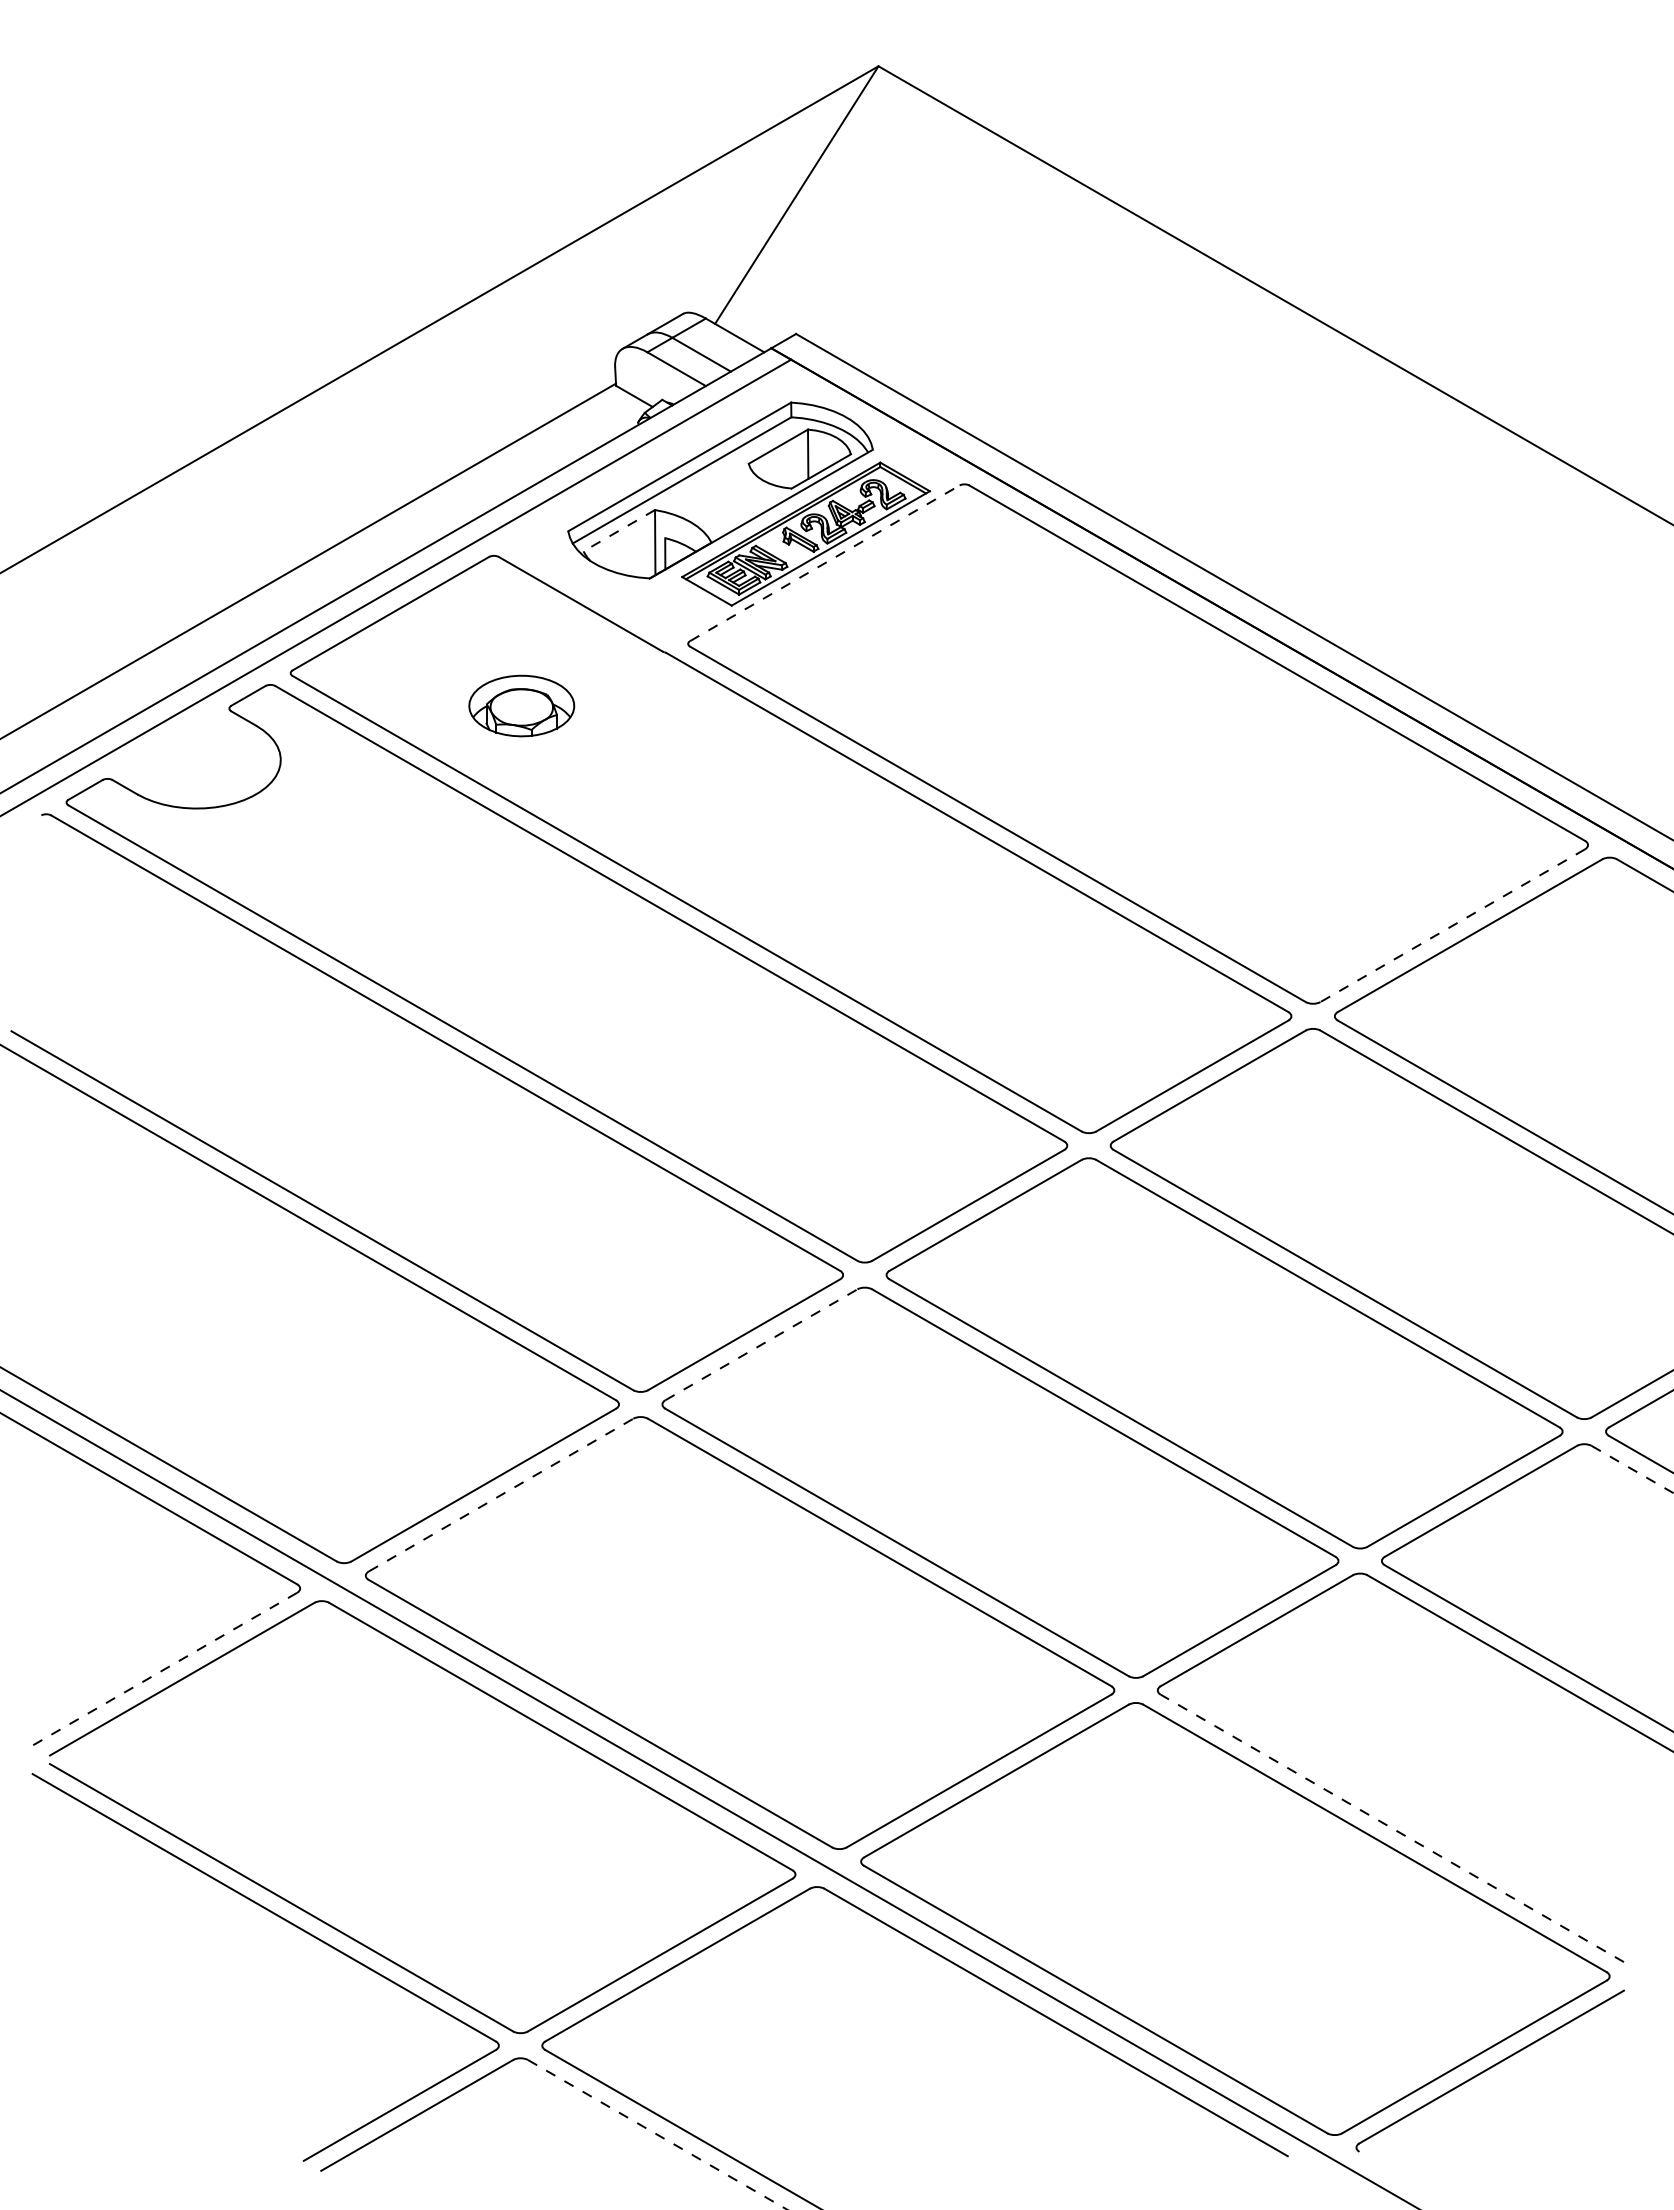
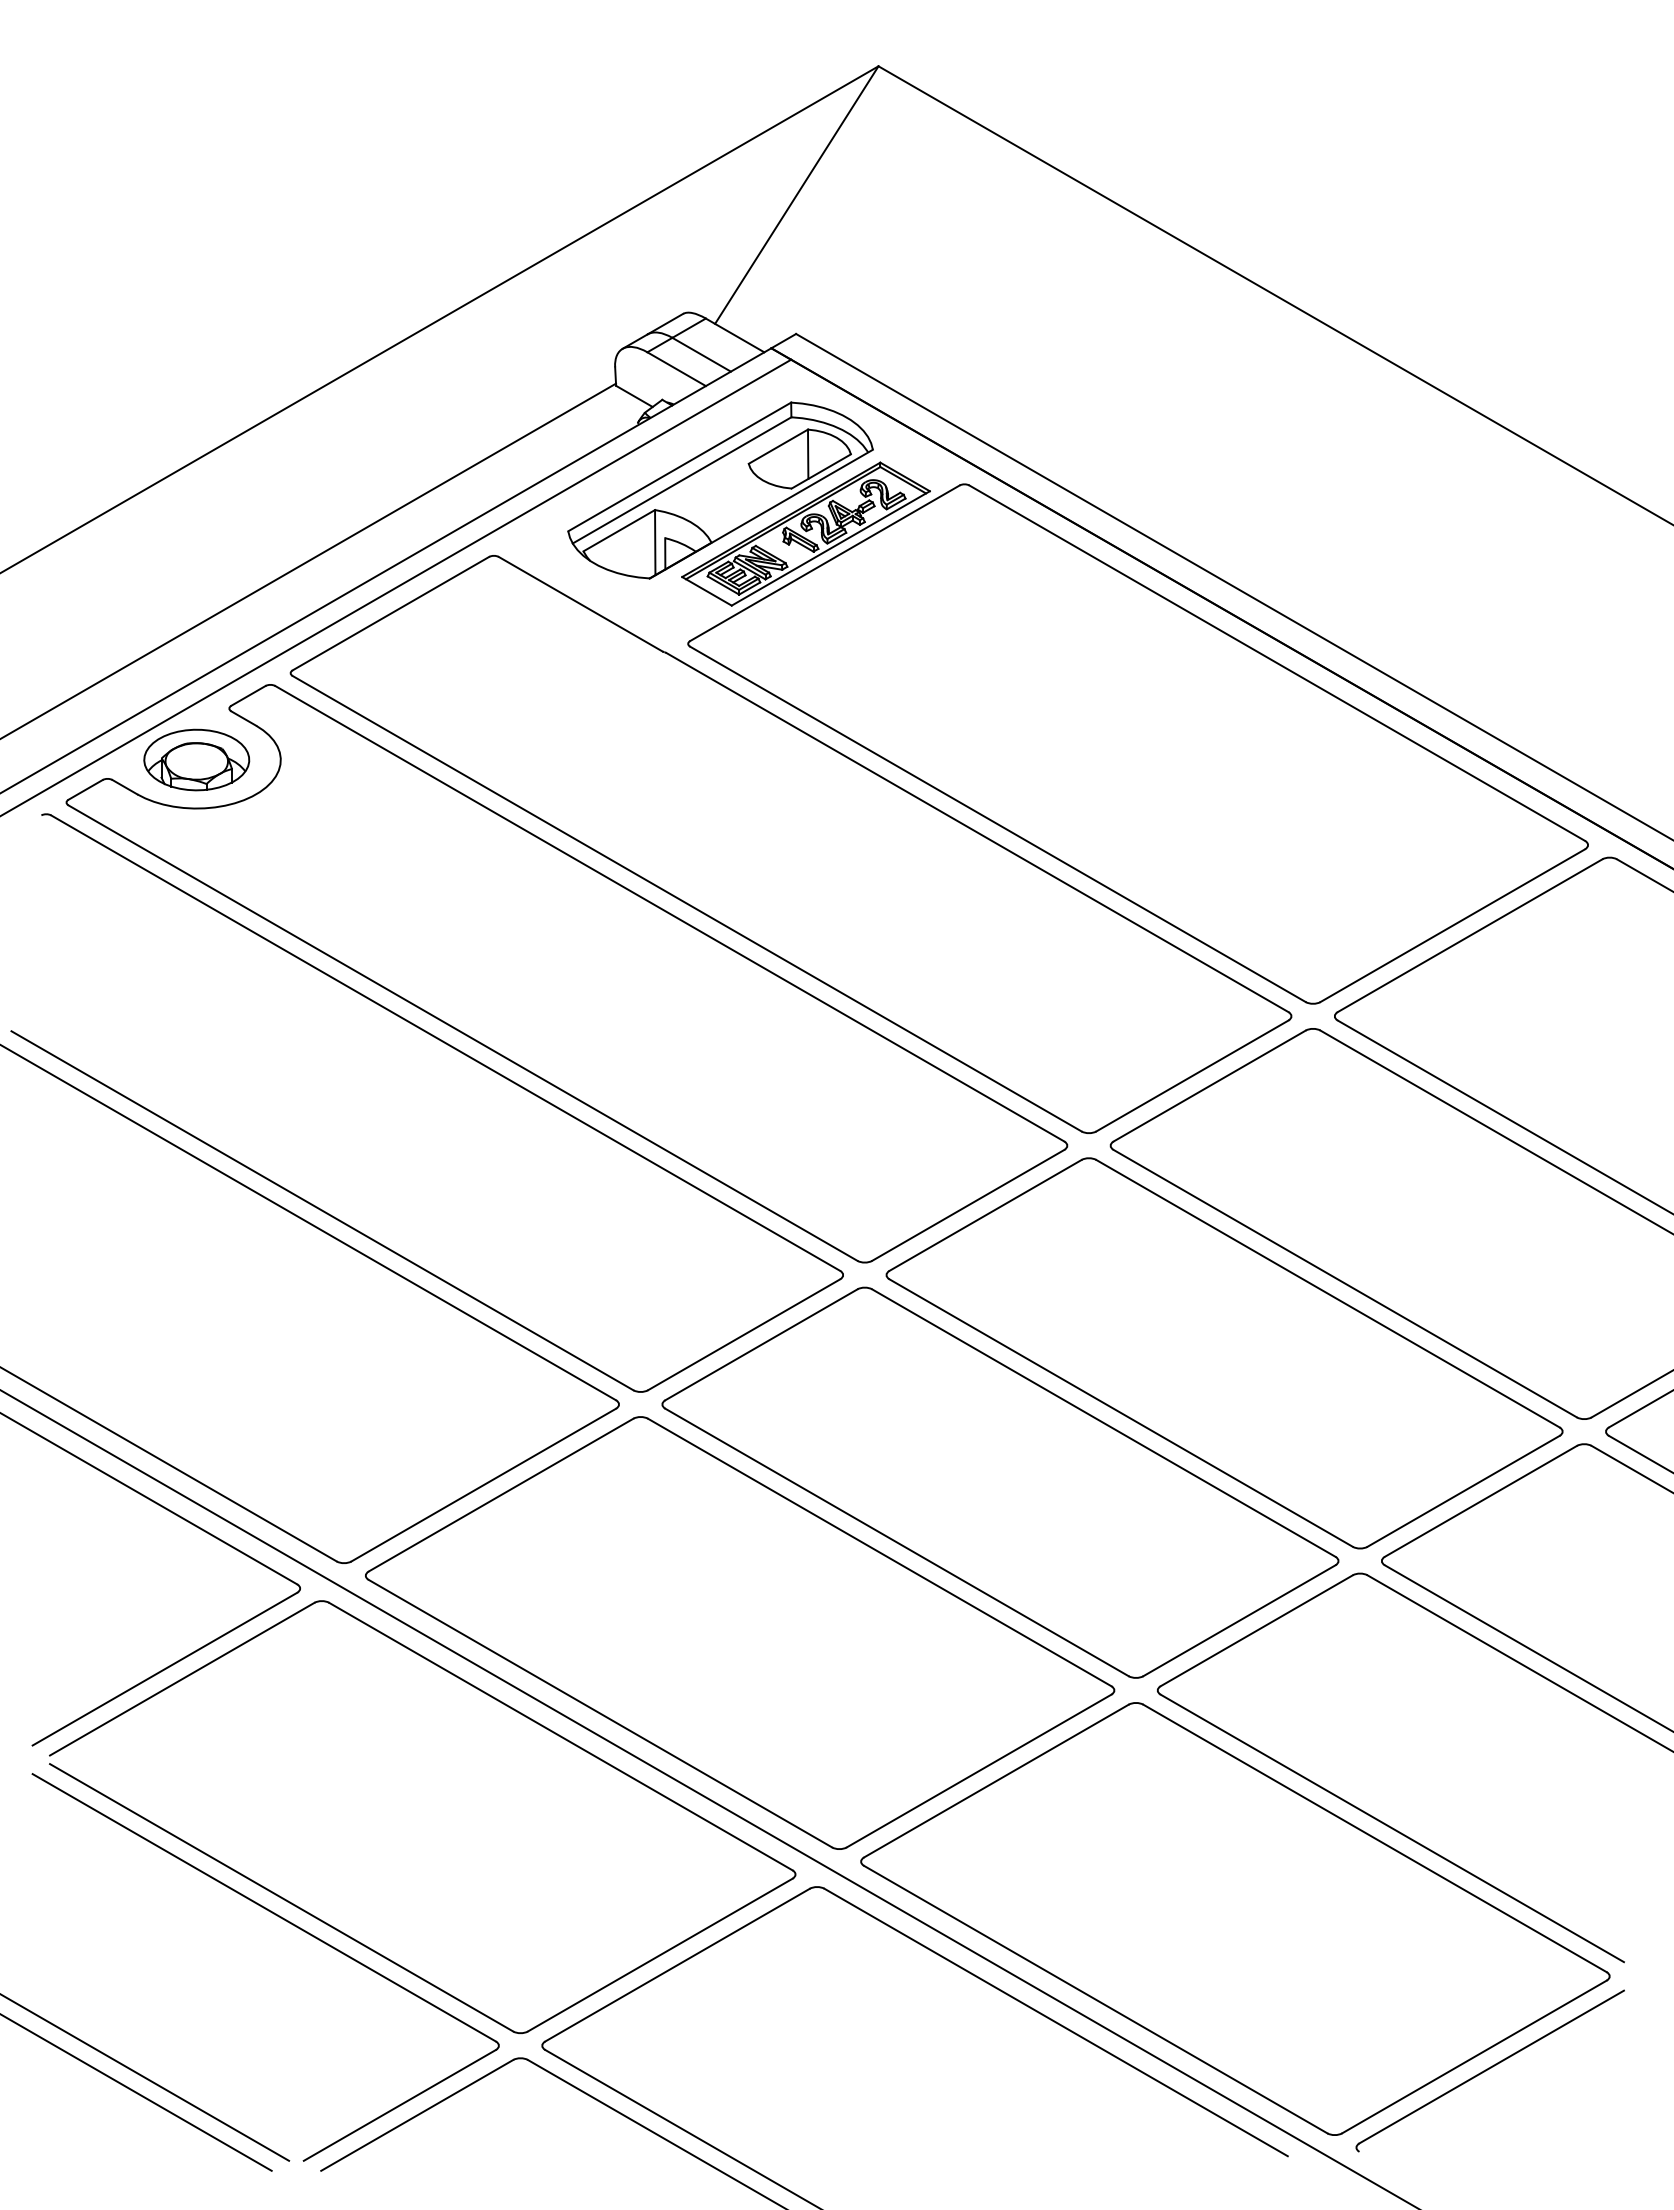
line: dashed -> solid (618, 530)
line: dashed -> solid (824, 563)
part position: (521, 705) -> (196, 759) (196, 759)
line: dashed -> solid (1452, 925)
line: dashed -> solid (761, 1344)
line: dashed -> solid (1633, 1469)
line: dashed -> solid (501, 1495)
line: dashed -> solid (164, 1669)
line: dashed -> solid (1391, 1828)
line: none -> present (145, 2077)
line: none -> present (136, 2092)
line: dashed -> solid (657, 2134)
